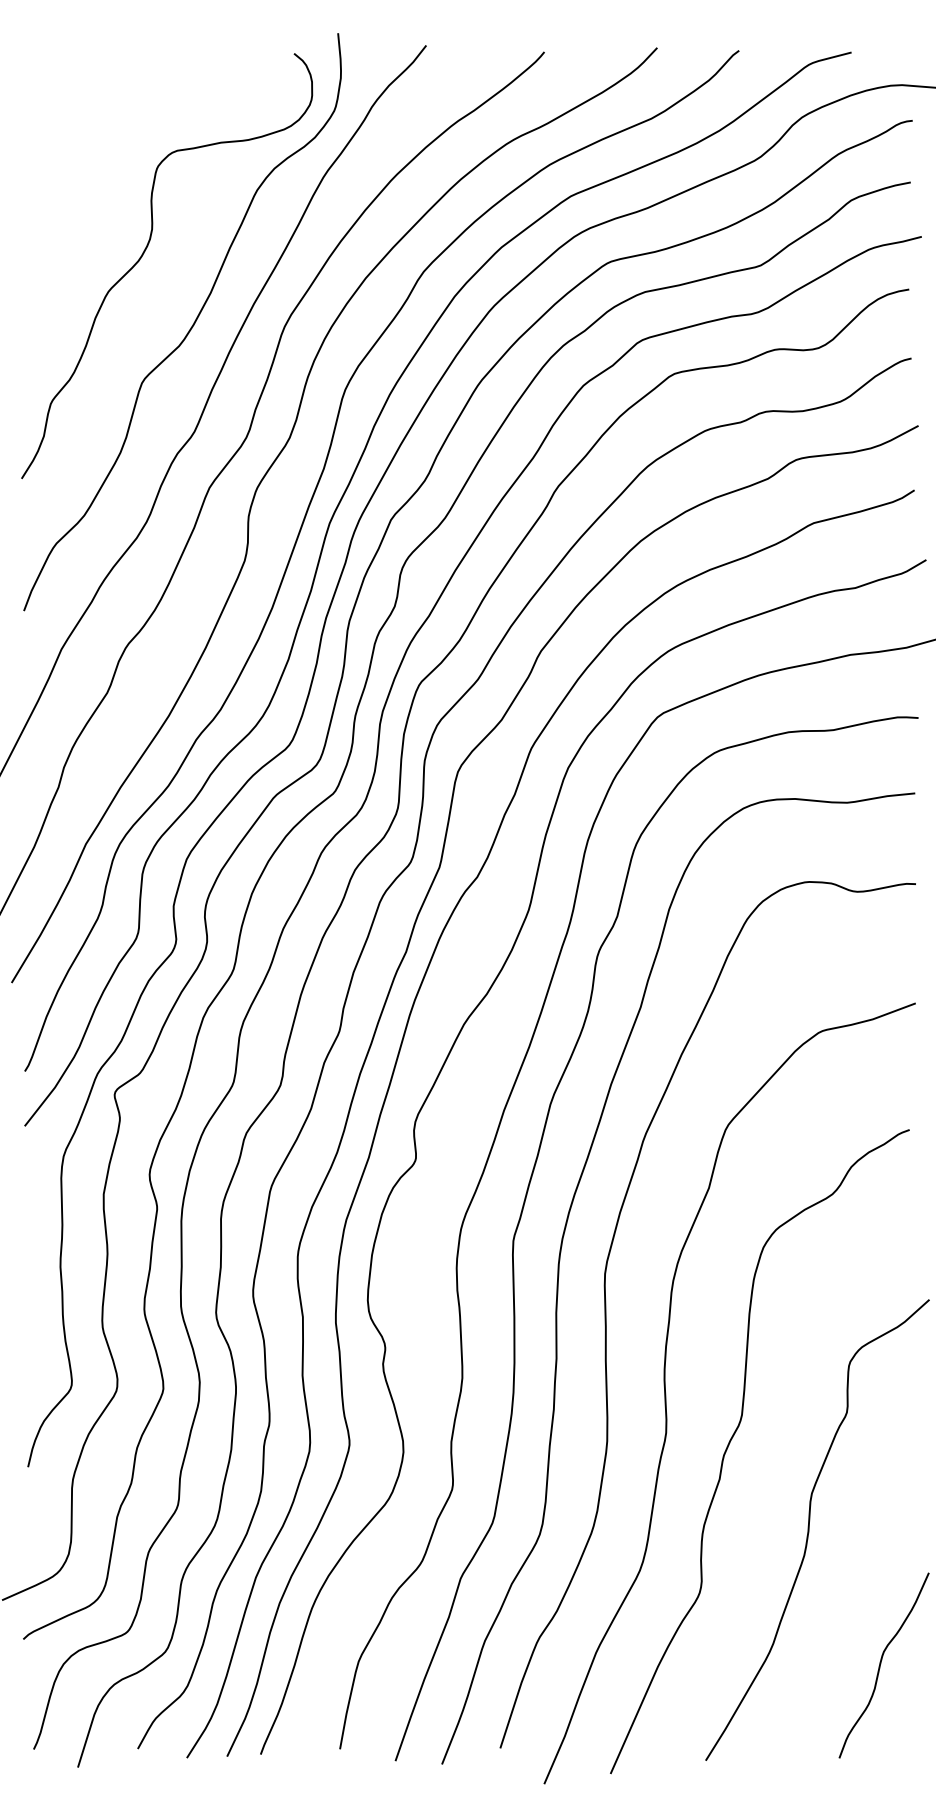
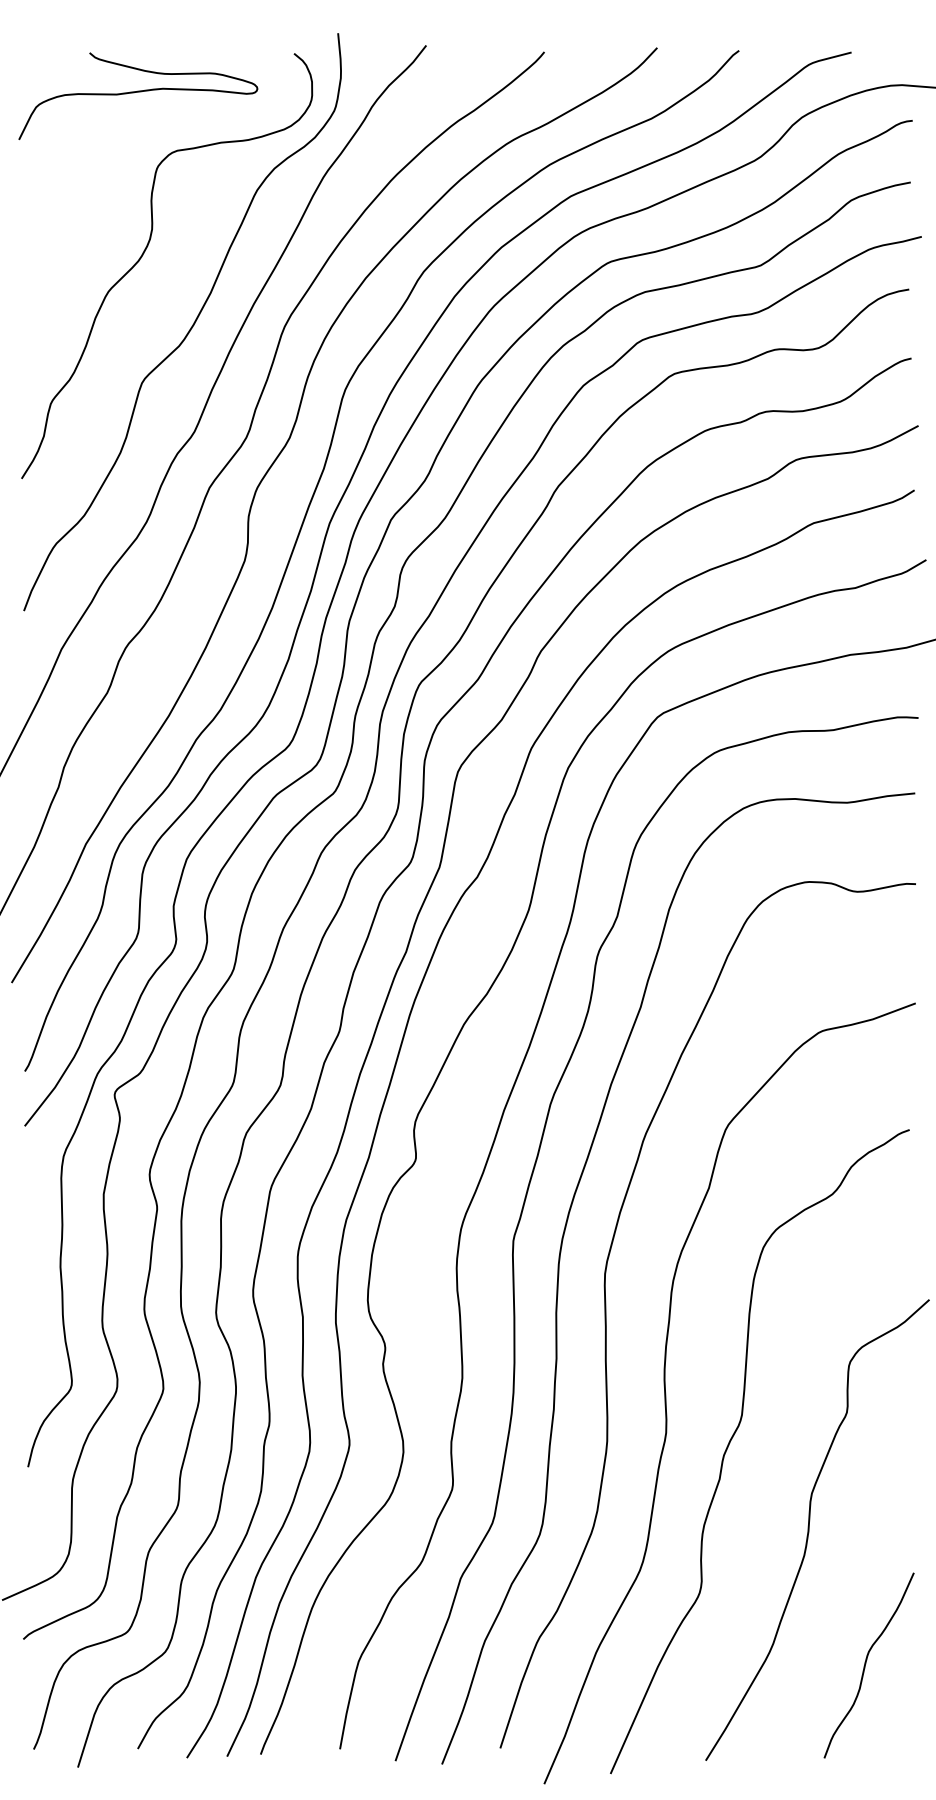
curve: none -> present (138, 92)
curve position: (881, 1664) -> (866, 1664) (866, 1664)
